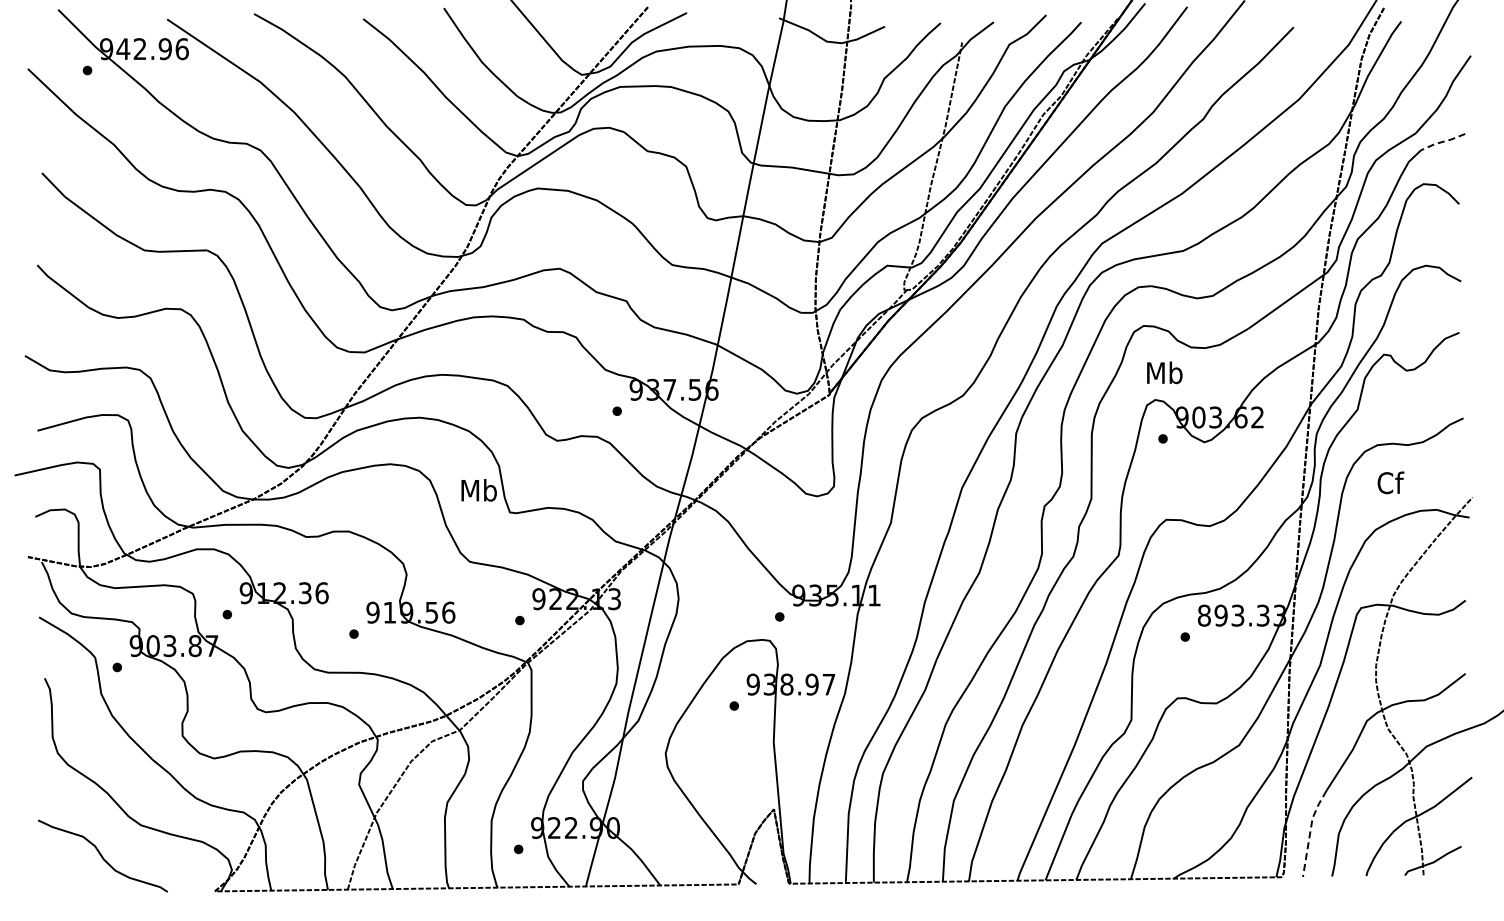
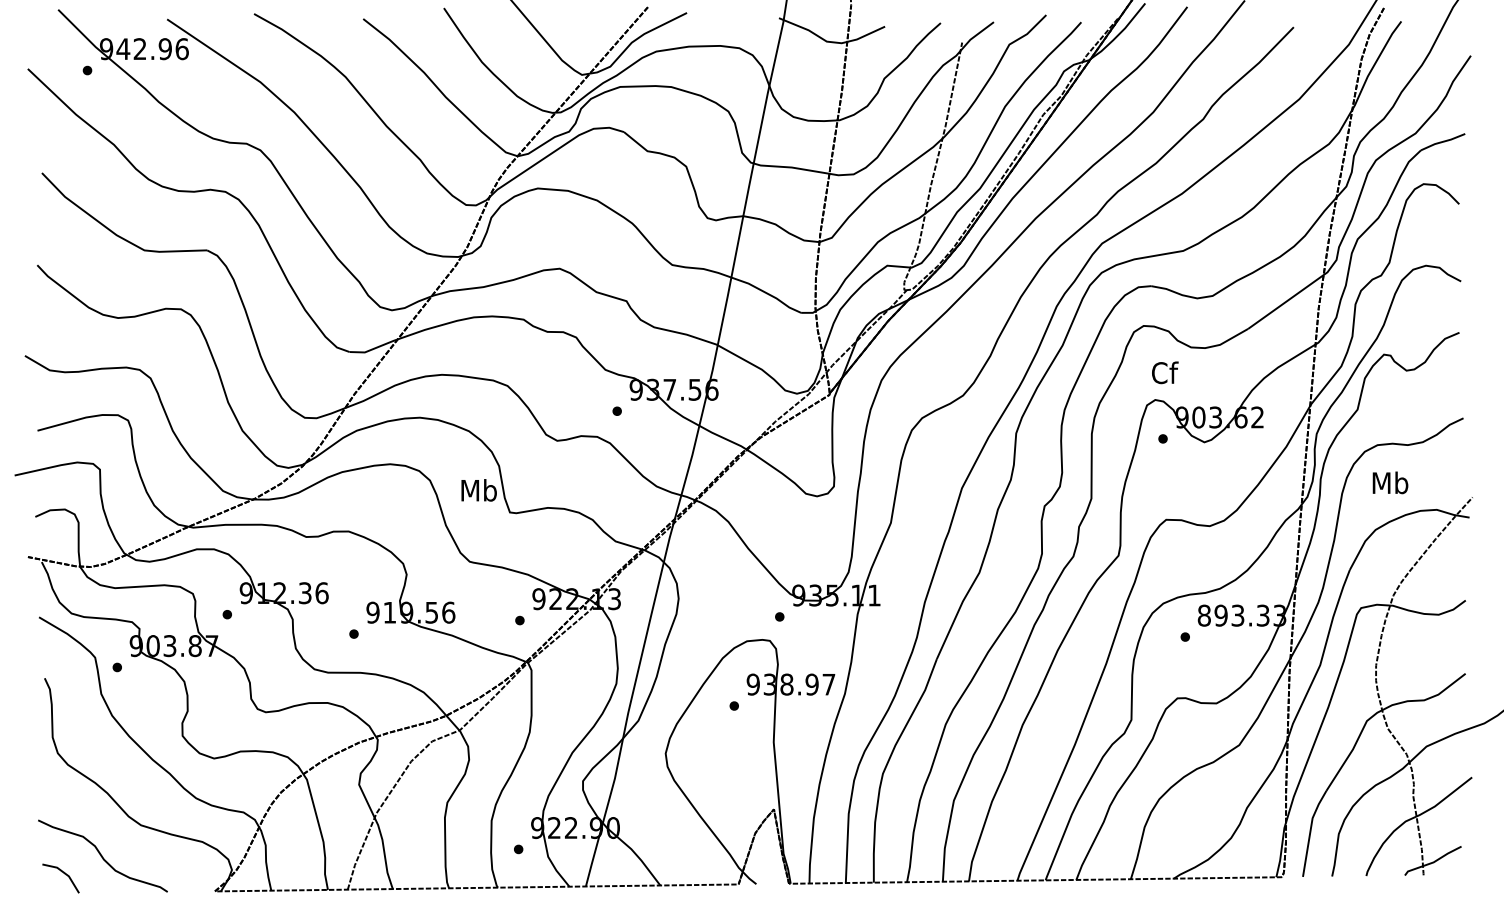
line: dashed -> solid (1442, 141)
text: Mb -> Cf (1164, 372)
text: Cf -> Mb (1390, 482)
line: dashed -> solid (1310, 830)
line: none -> present (64, 874)
